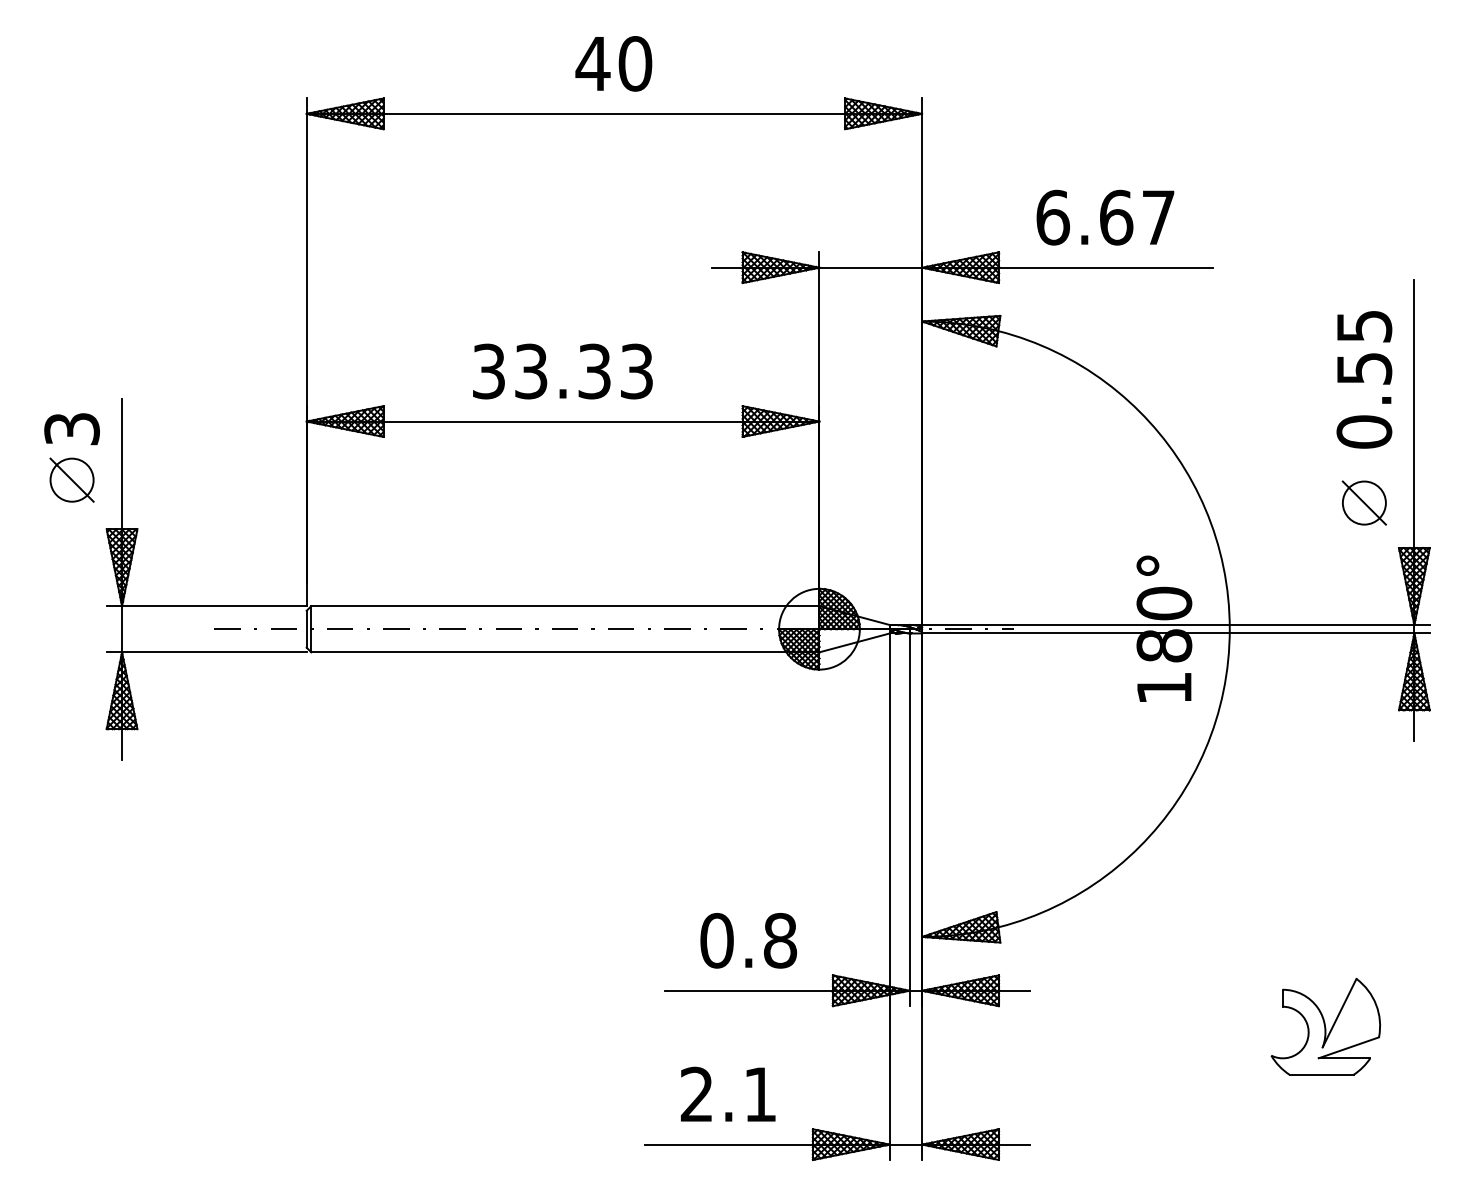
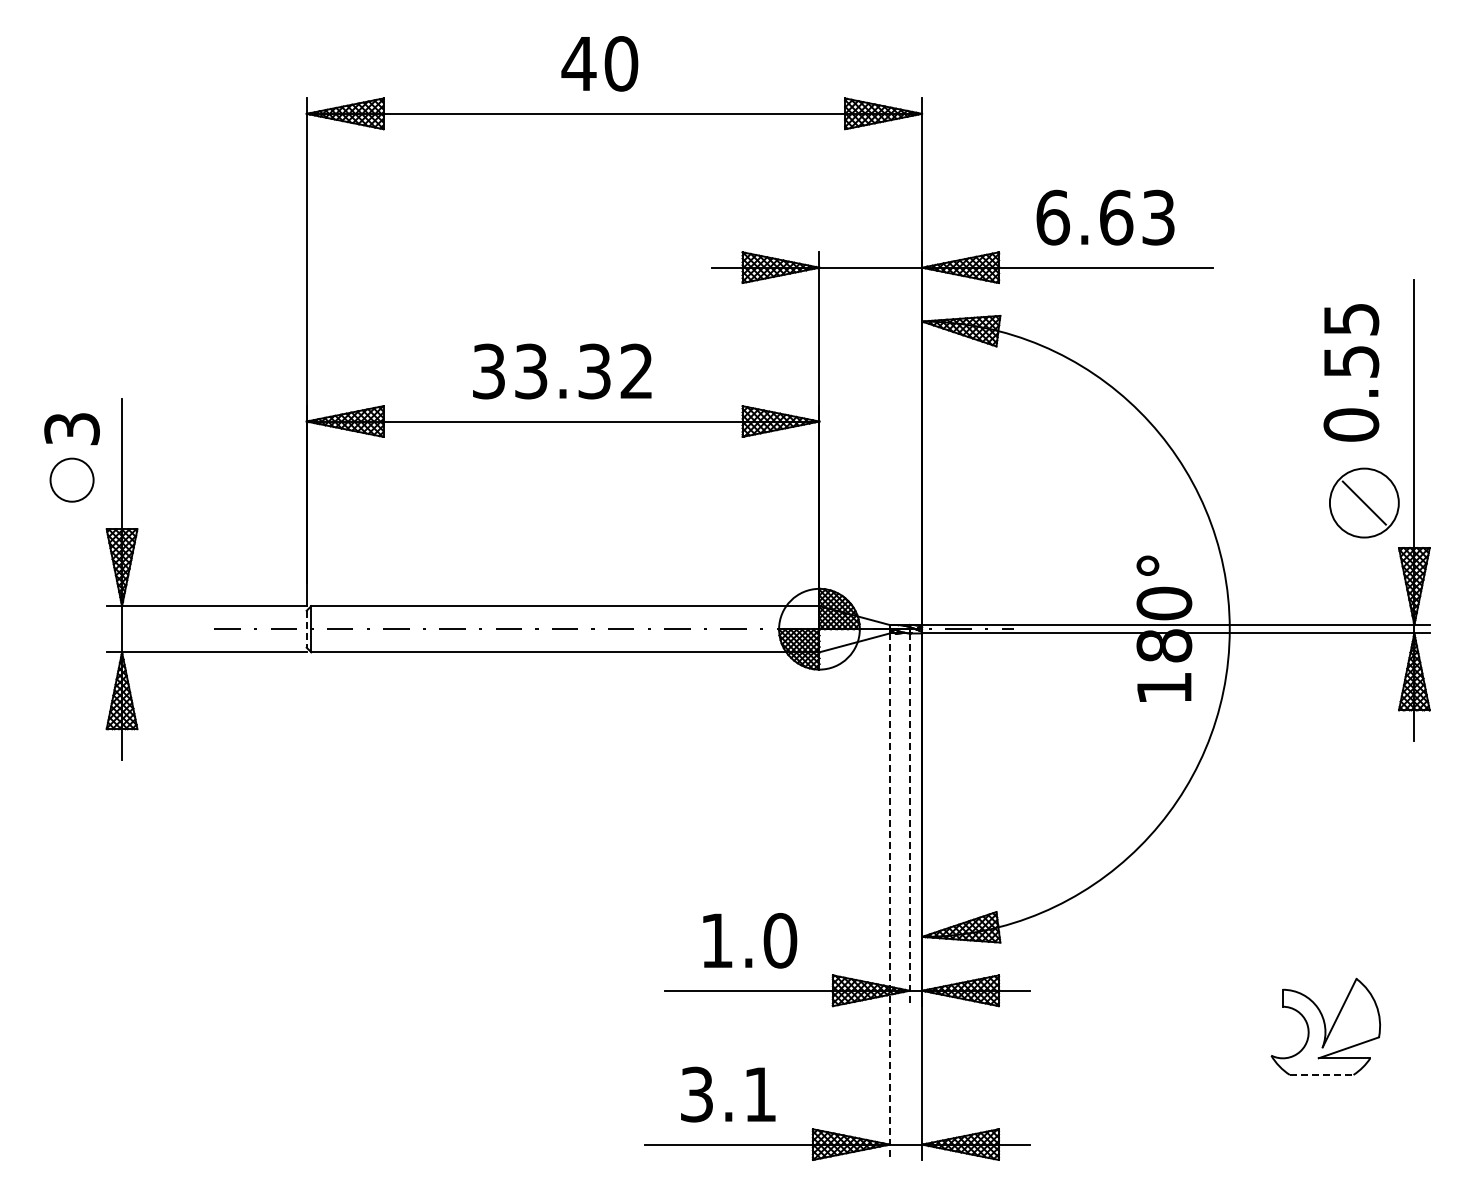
text position: (613, 63) -> (599, 63) (599, 63)
text: 6.67 -> 6.63 (1158, 217)
text: 33.33 -> 33.32 (636, 371)
text position: (1364, 379) -> (1351, 372) (1351, 372)
line: present -> none (71, 479)
circle diameter: 43 px -> 69 px (1363, 502)
line: solid -> dashed (306, 629)
line: solid -> dashed (909, 820)
line: solid -> dashed (889, 897)
text: 0.8 -> 1.0 (748, 940)
line: solid -> dashed (1321, 1074)
text: 2.1 -> 3.1 (696, 1094)
